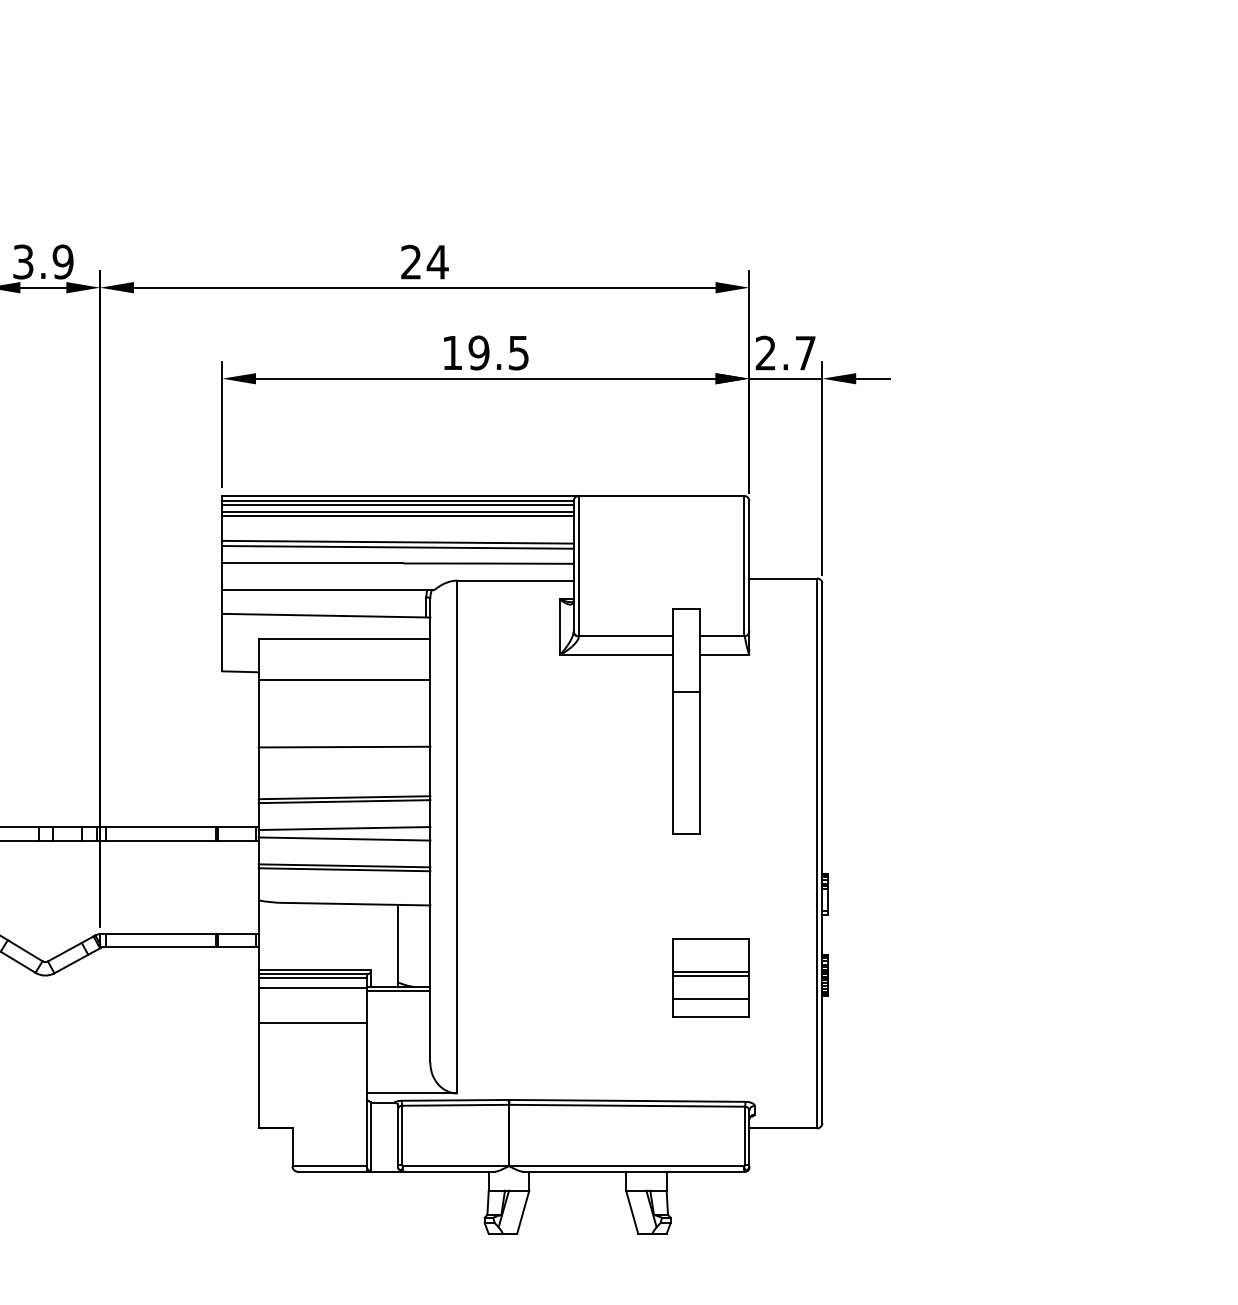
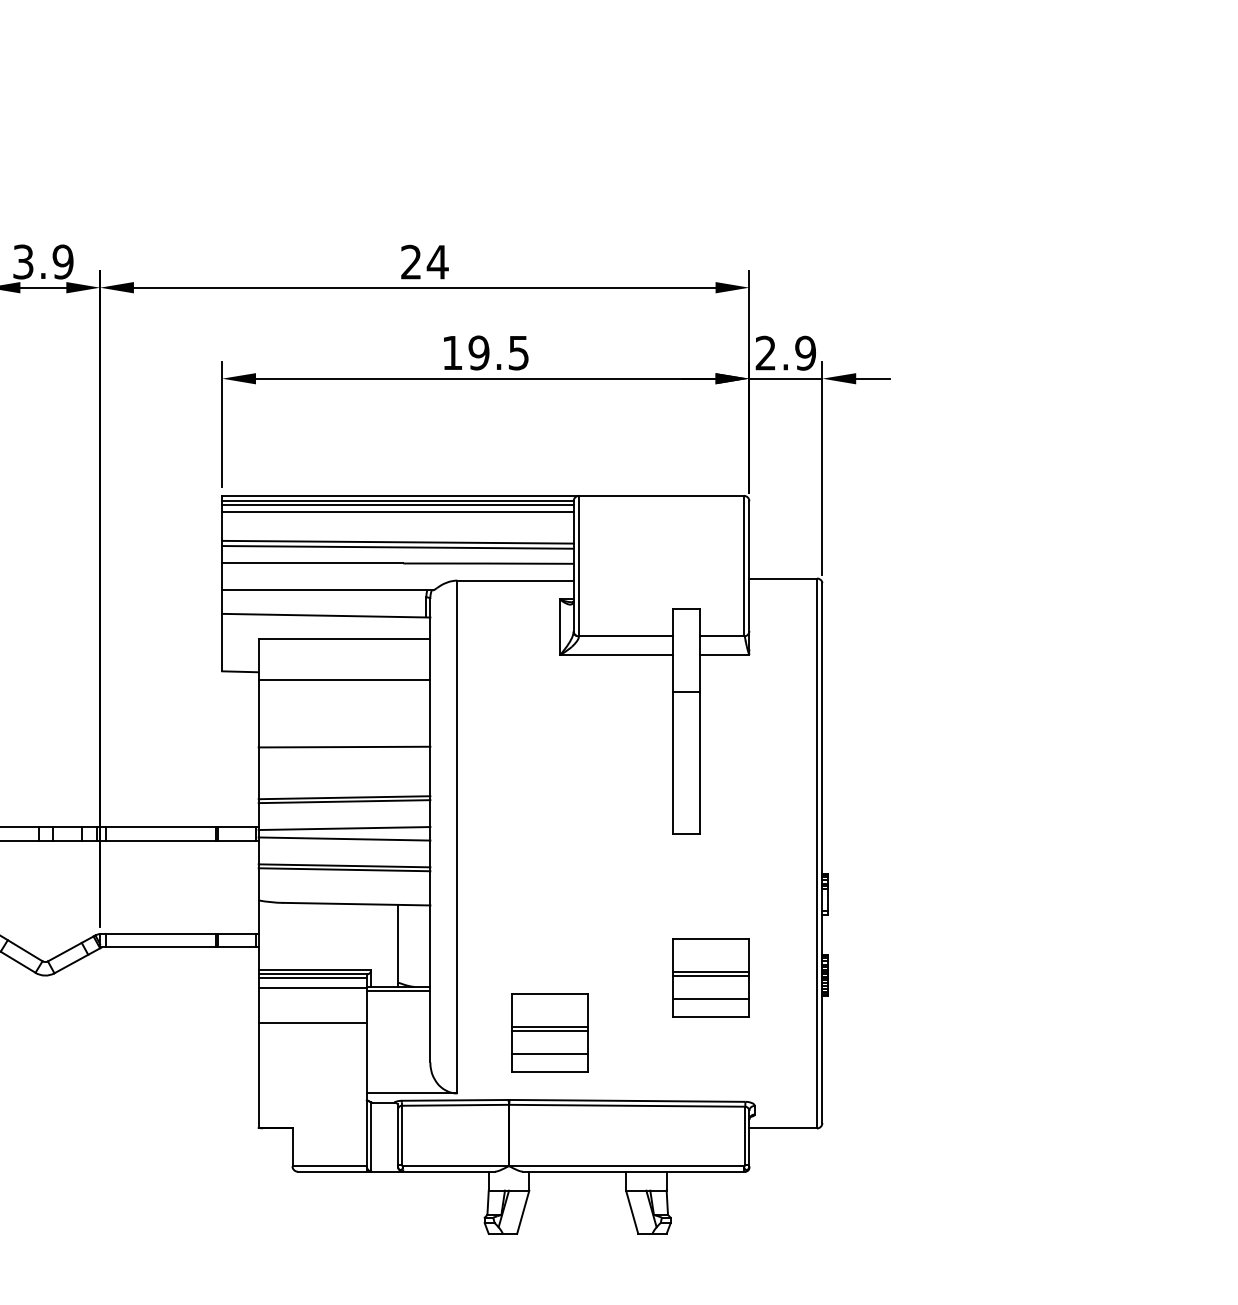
text: 2.7 -> 2.9 (805, 352)
line: present -> none (397, 515)
part: none -> present (549, 1032)
